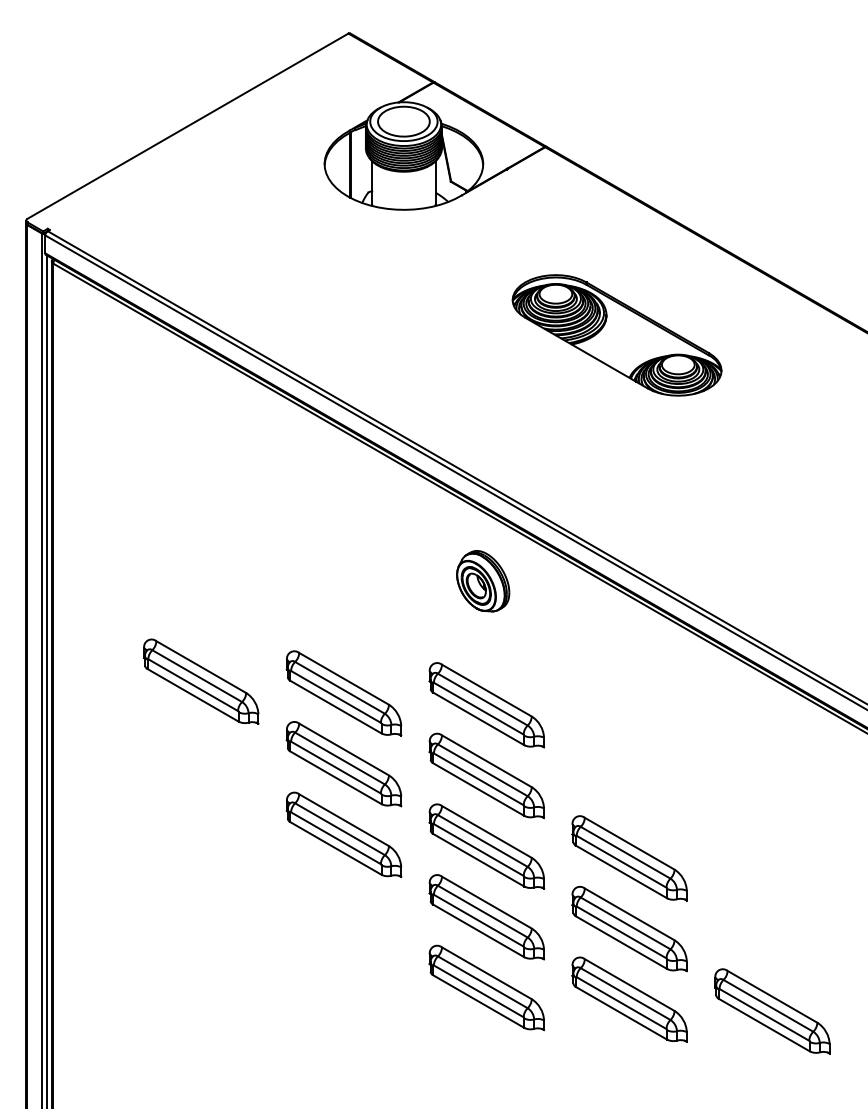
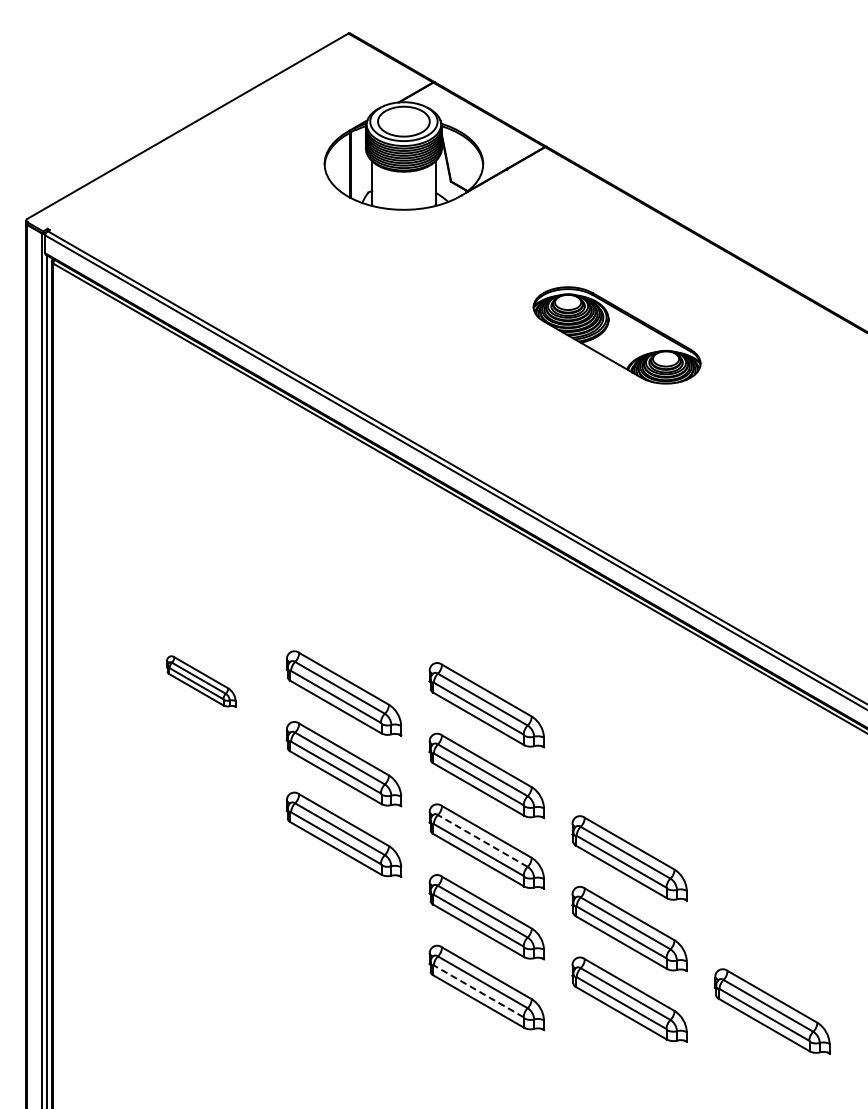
part size: 212x123 px -> 170x99 px (616, 335)
part: present -> none (483, 581)
part size: 117x87 px -> 72x53 px (200, 681)
line: solid -> dashed (482, 840)
line: solid -> dashed (478, 991)
